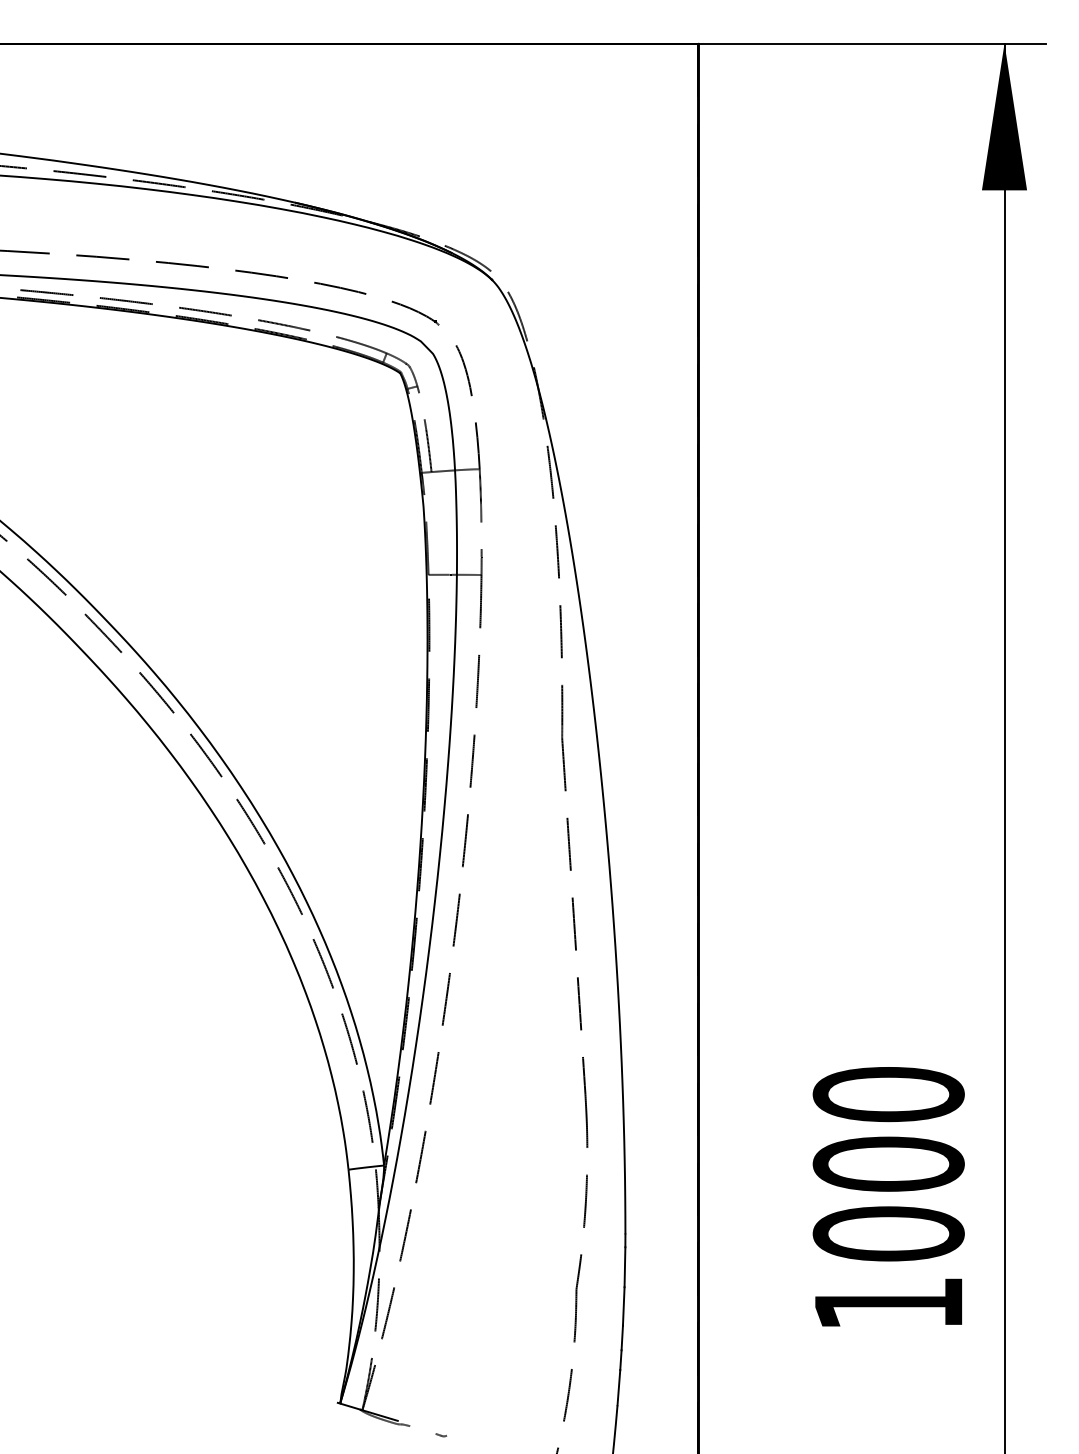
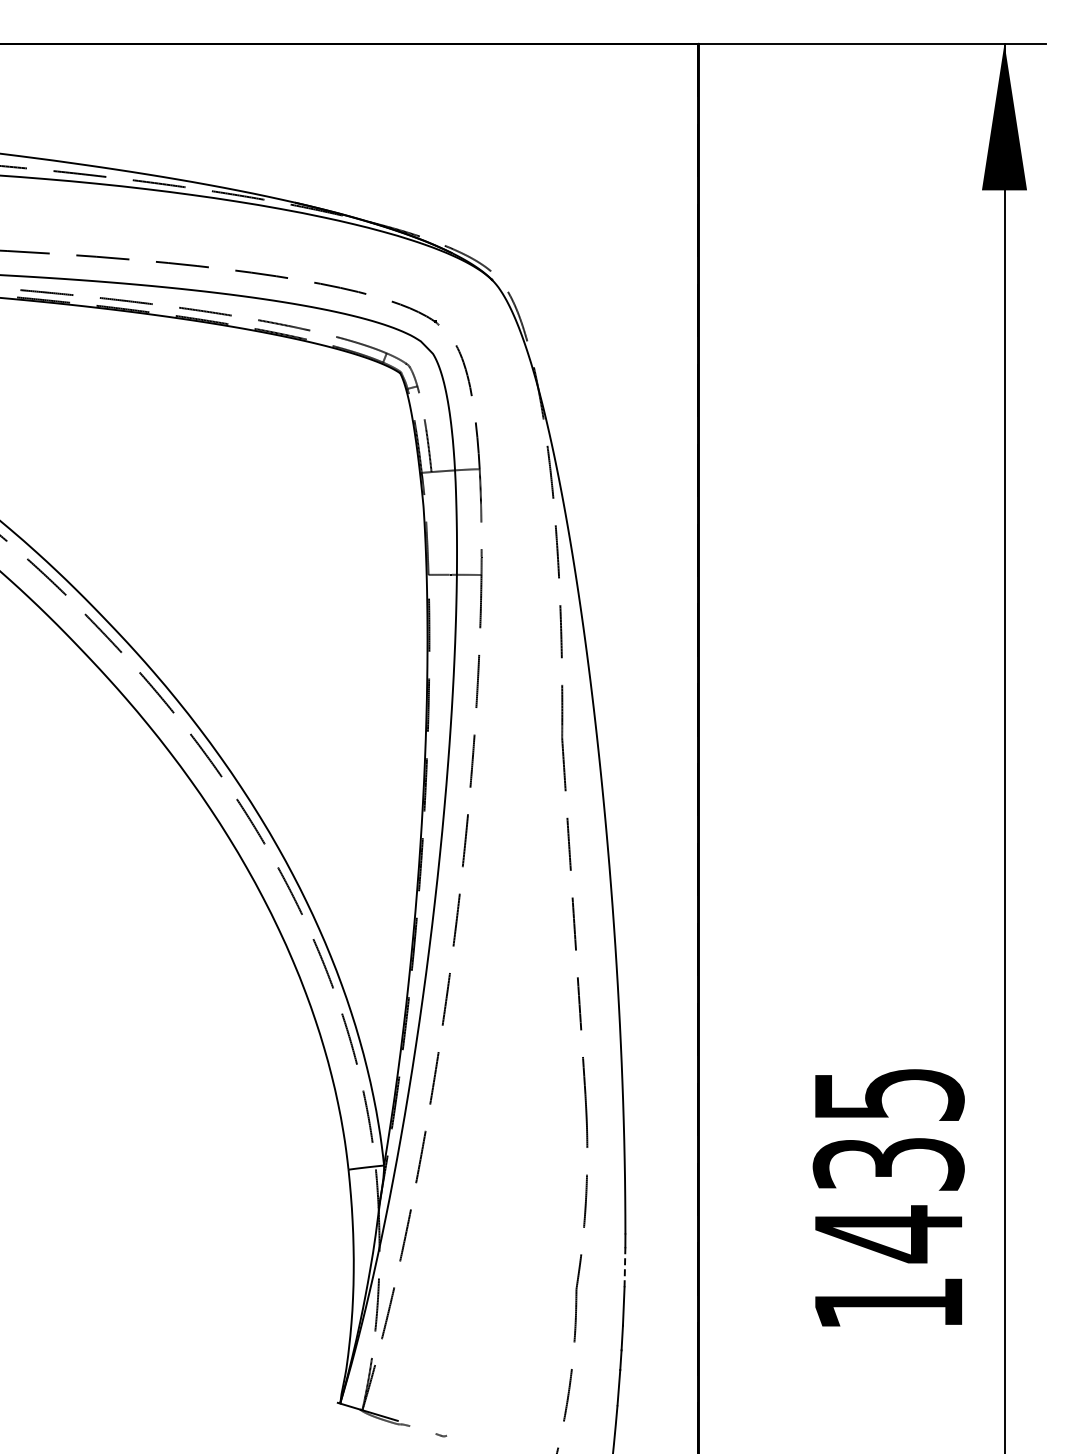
text: 1000 -> 1435 (888, 1165)
line: solid -> dashed (624, 1267)
